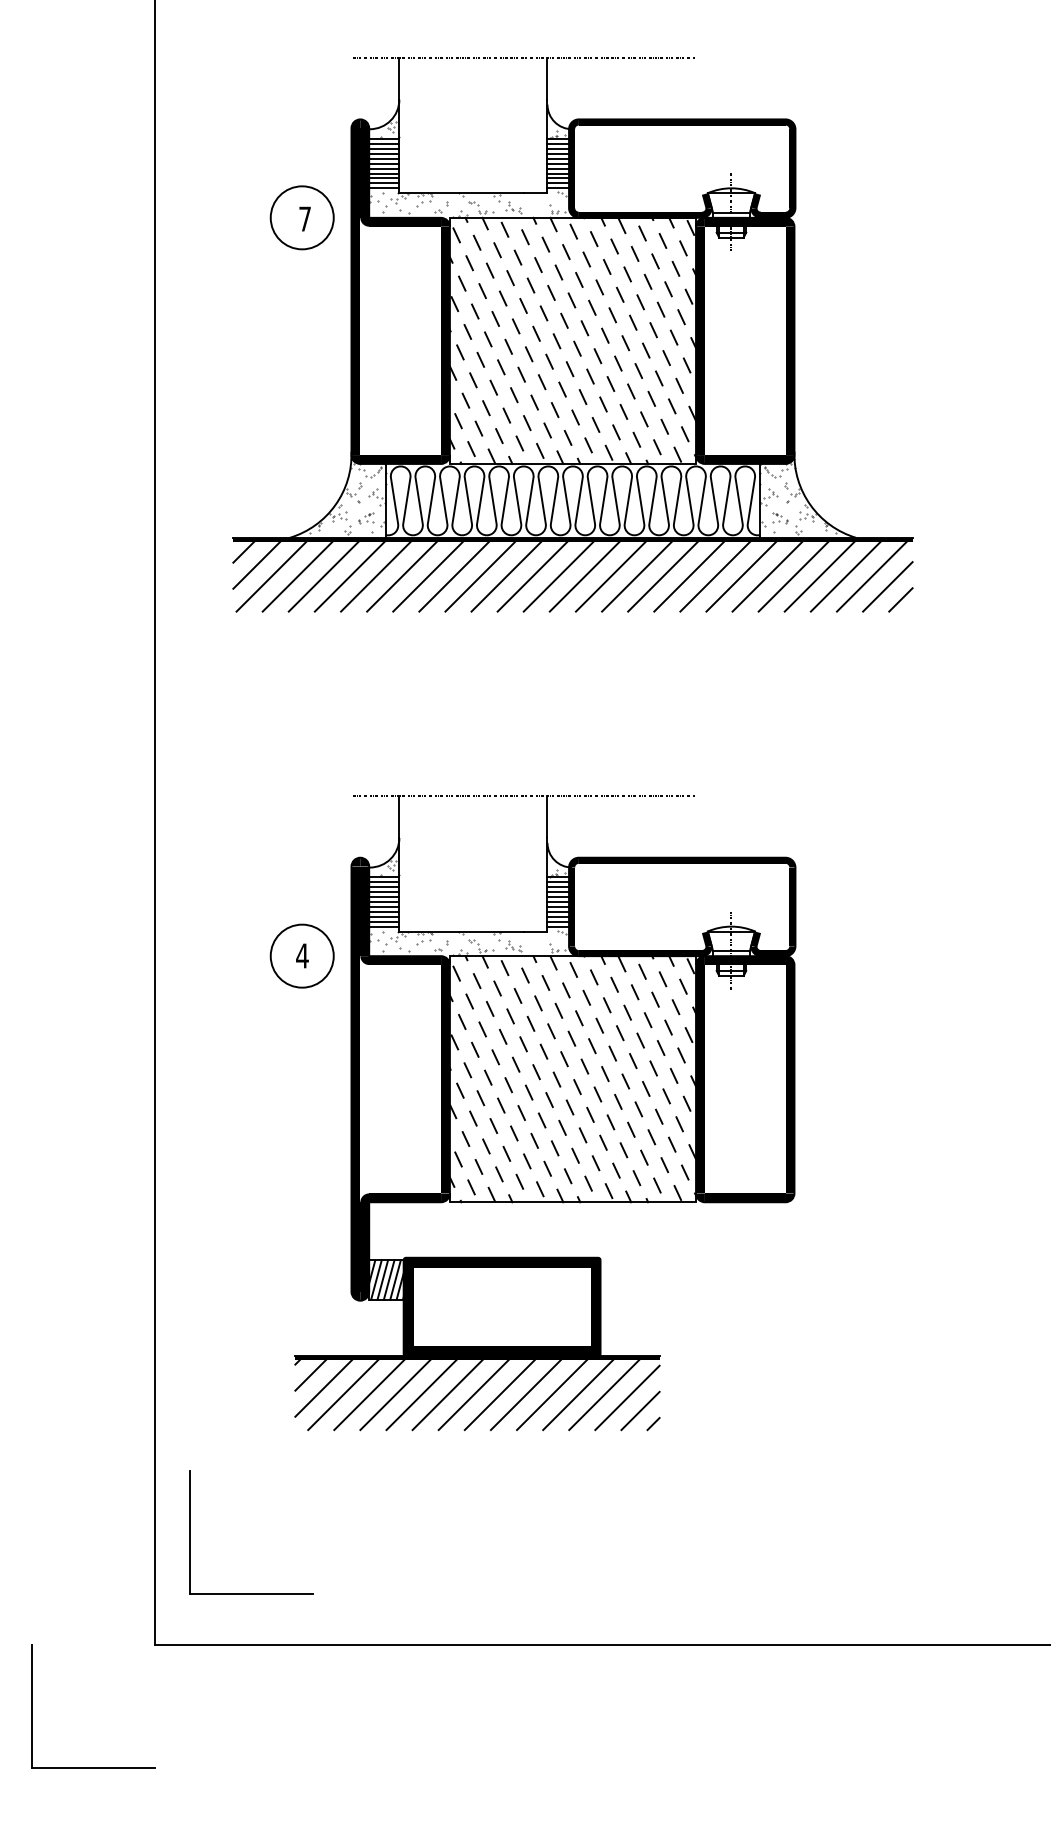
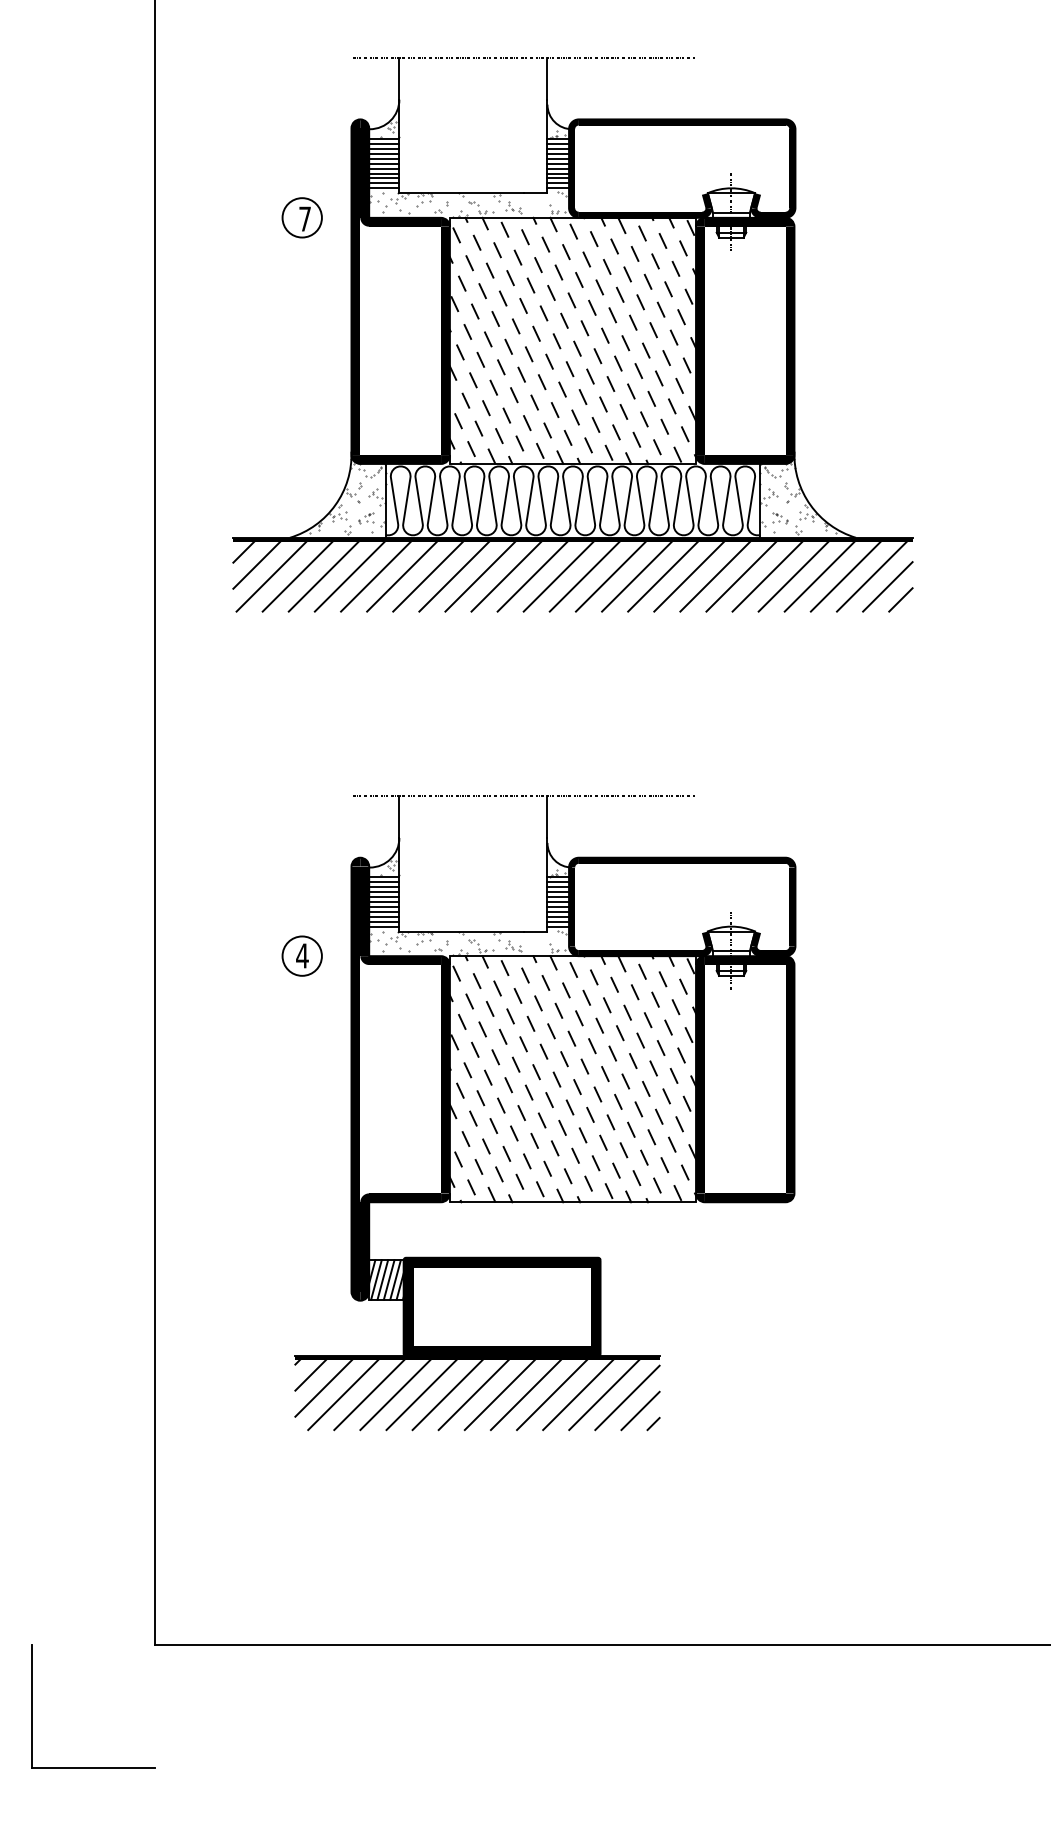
circle diameter: 63 px -> 39 px (301, 217)
circle diameter: 63 px -> 39 px (301, 955)
part: present -> none (190, 1532)
